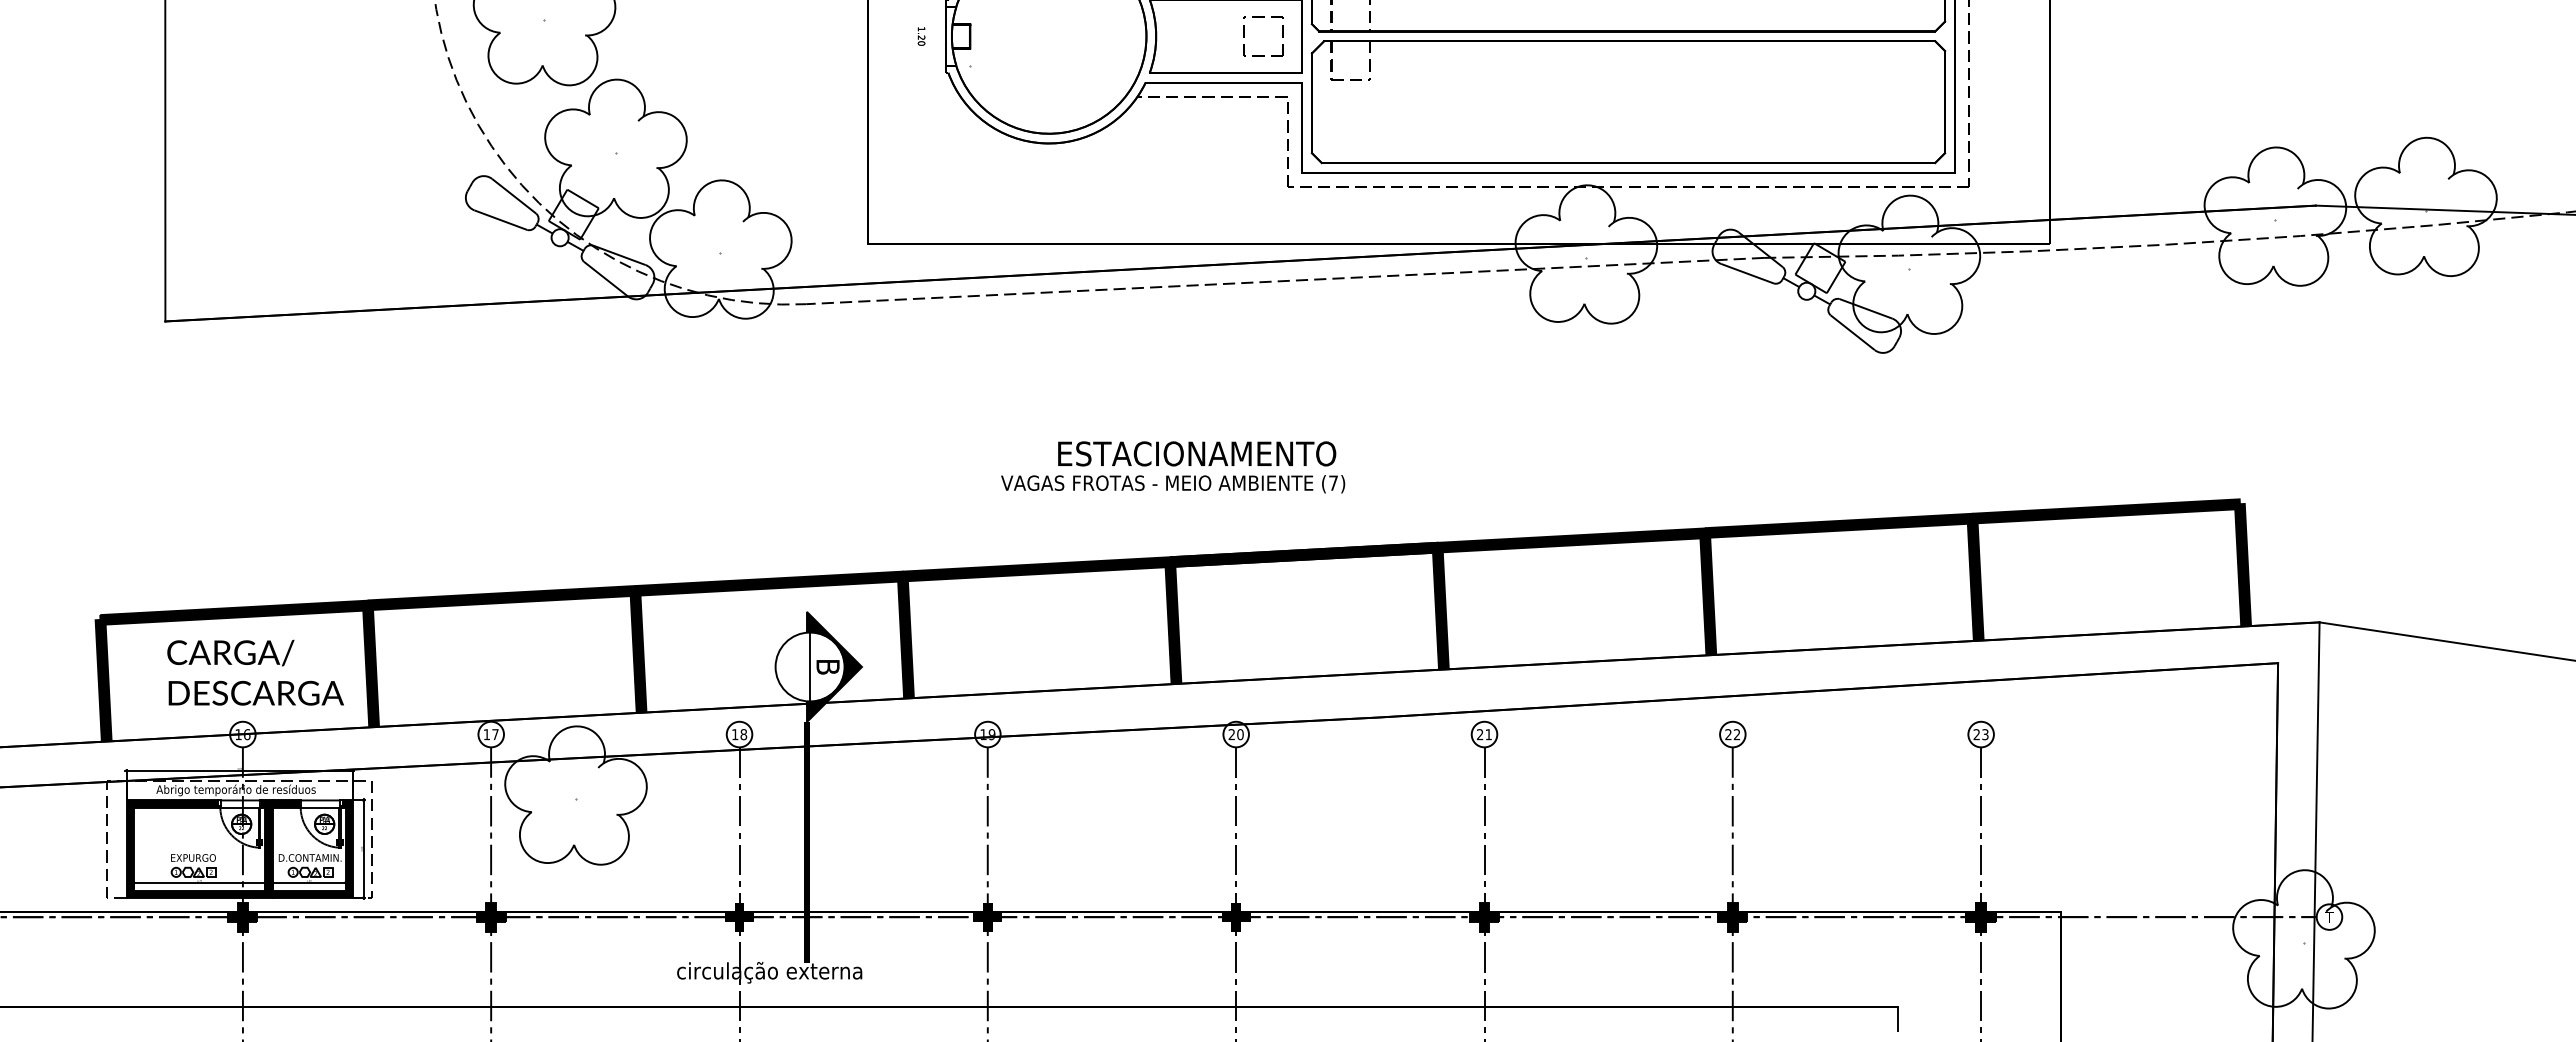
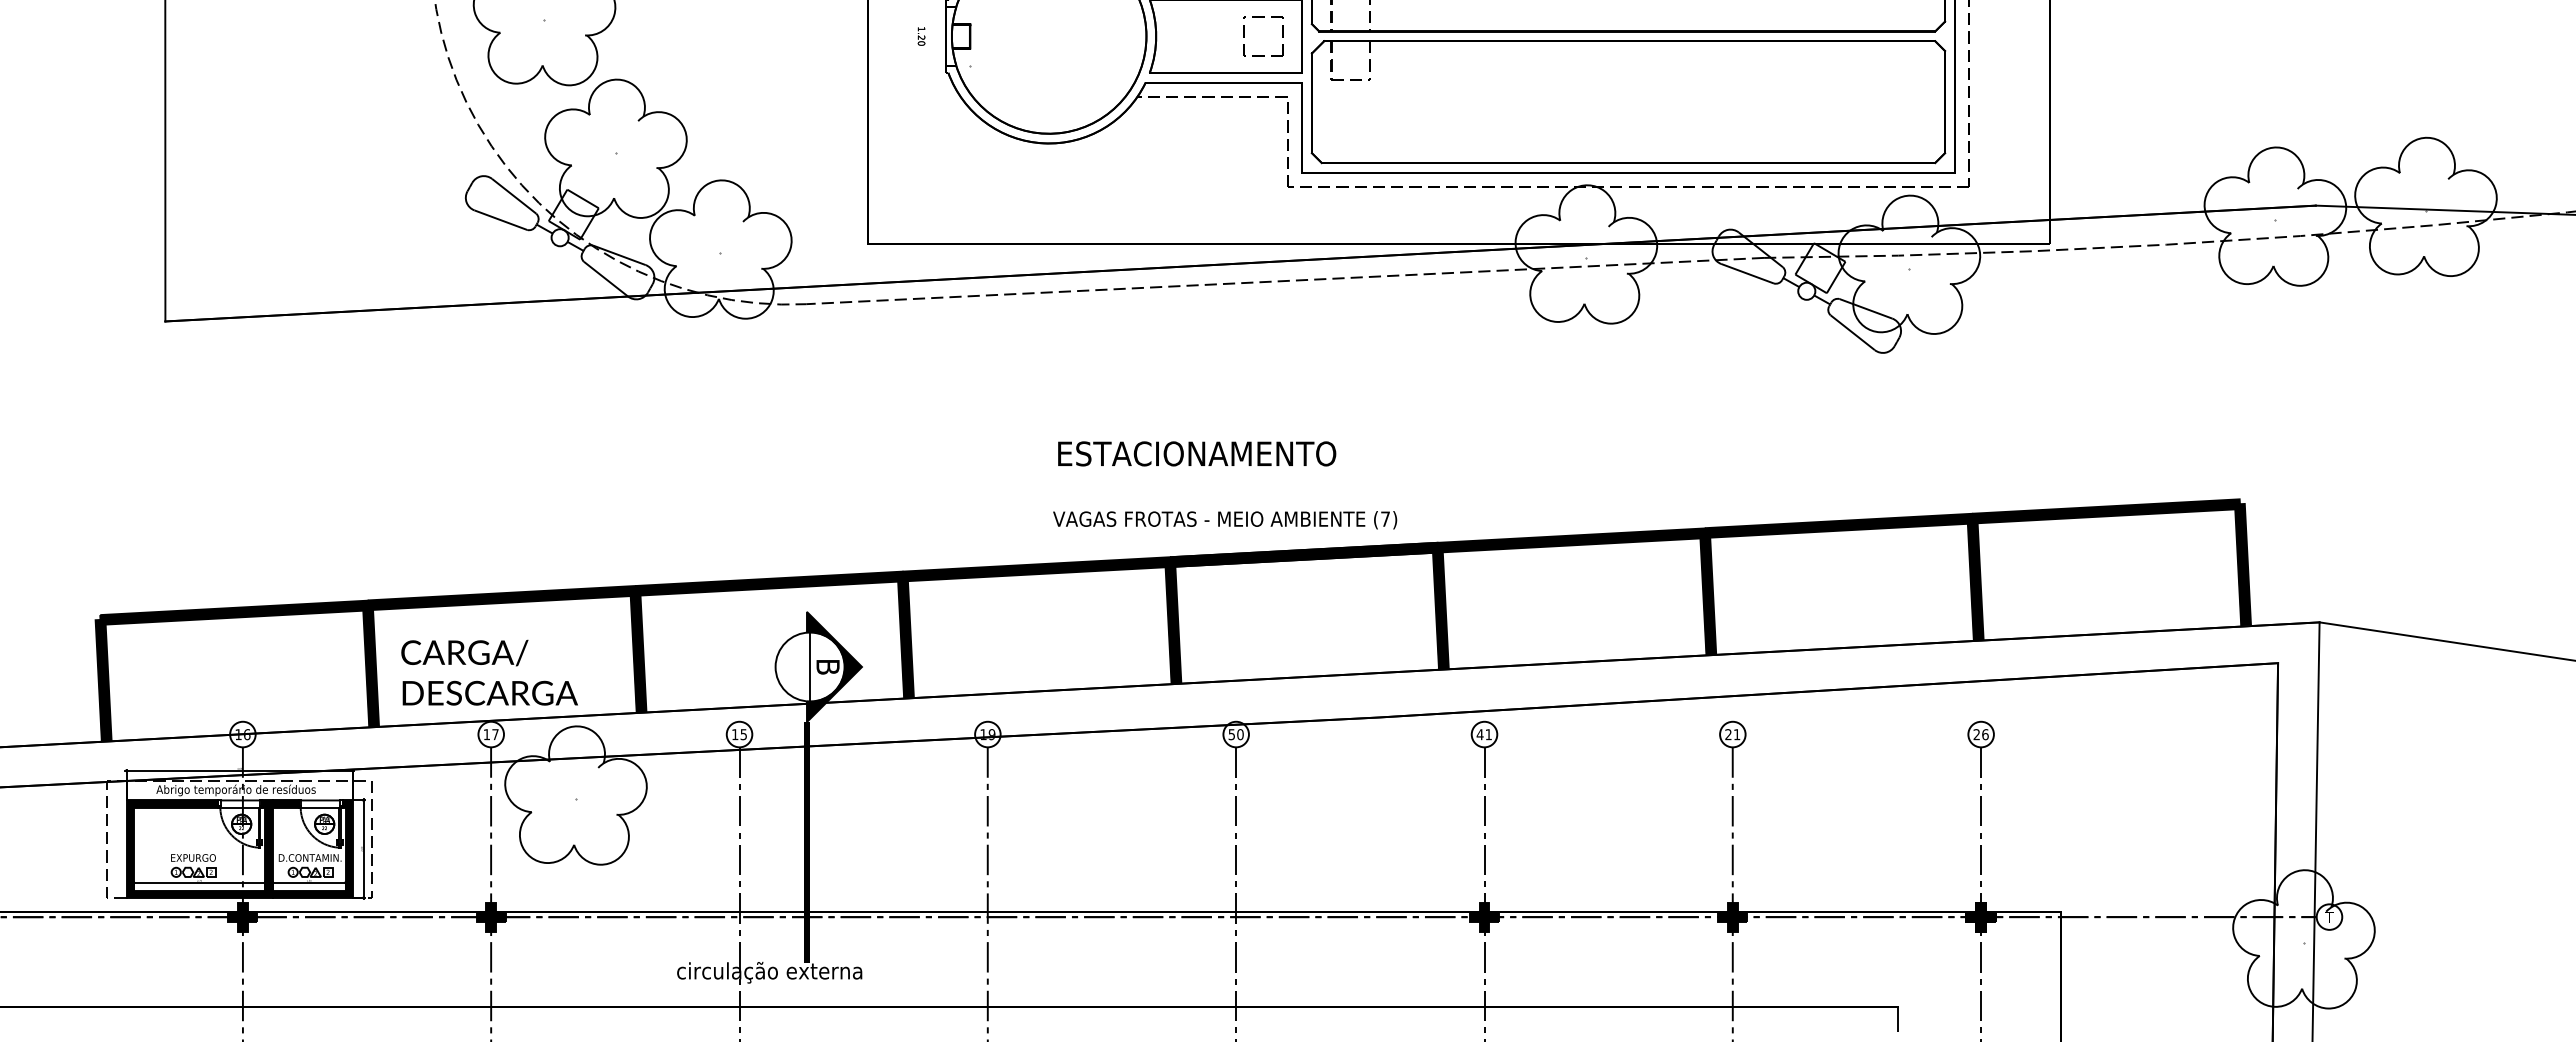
text position: (1173, 484) -> (1225, 520) (1225, 520)
text position: (255, 672) -> (489, 672) (489, 672)
text: 18 -> 15 (743, 734)
text: 20 -> 50 (1231, 734)
text: 21 -> 41 (1479, 734)
text: 22 -> 21 (1736, 734)
text: 23 -> 26 (1985, 734)
fill: present -> none (739, 916)
fill: present -> none (987, 916)
fill: present -> none (1235, 916)
